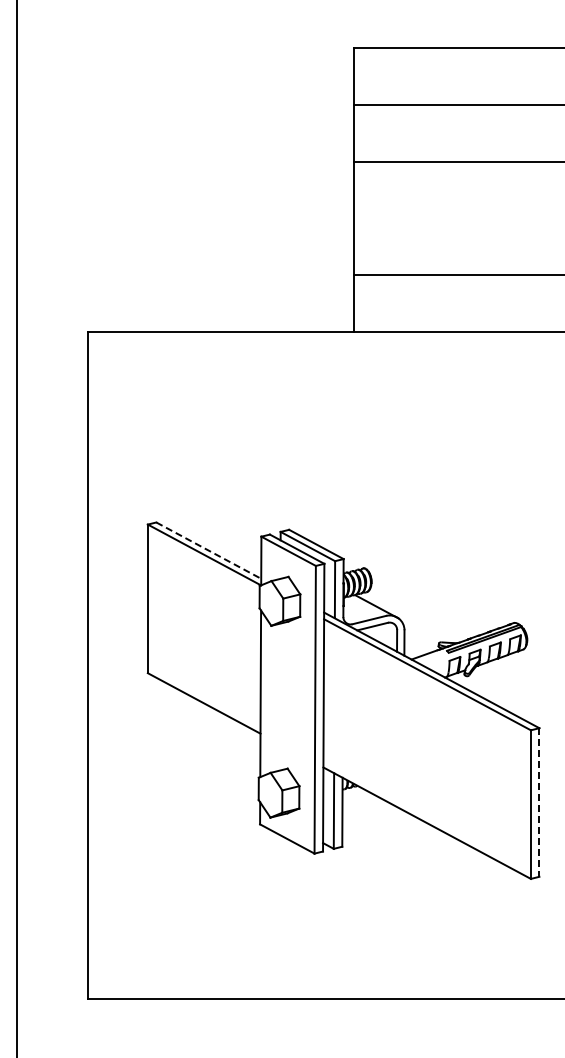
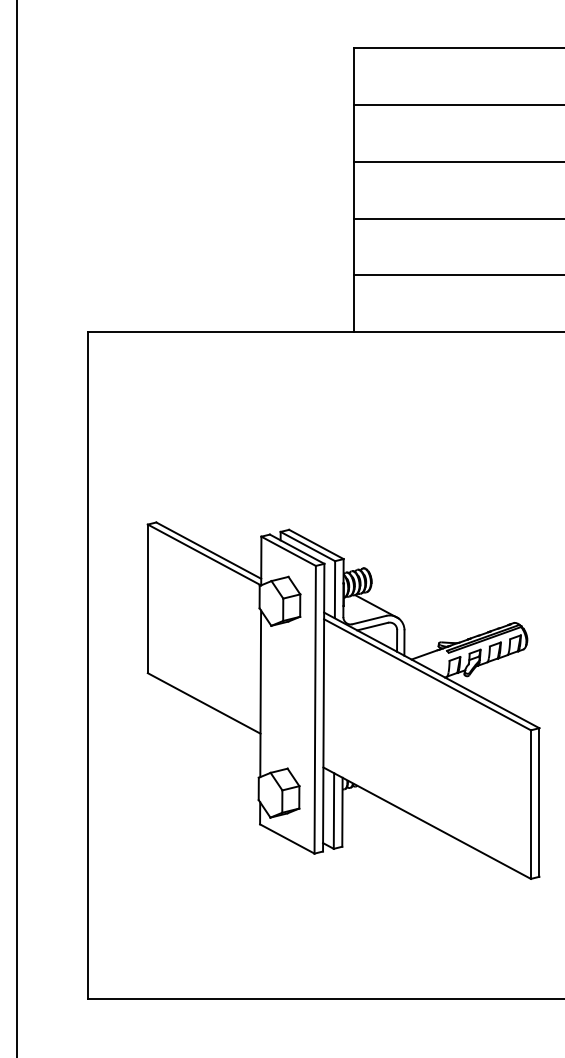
line: none -> present (457, 218)
line: dashed -> solid (208, 550)
line: dashed -> solid (539, 803)
